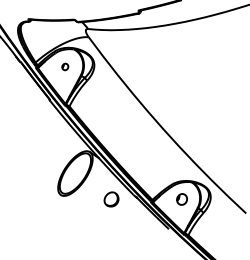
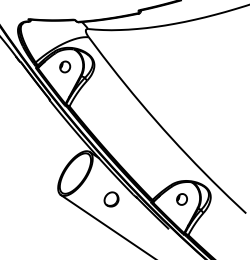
part size: 9x10 px -> 13x14 px (65, 66)
line: none -> present (106, 225)
